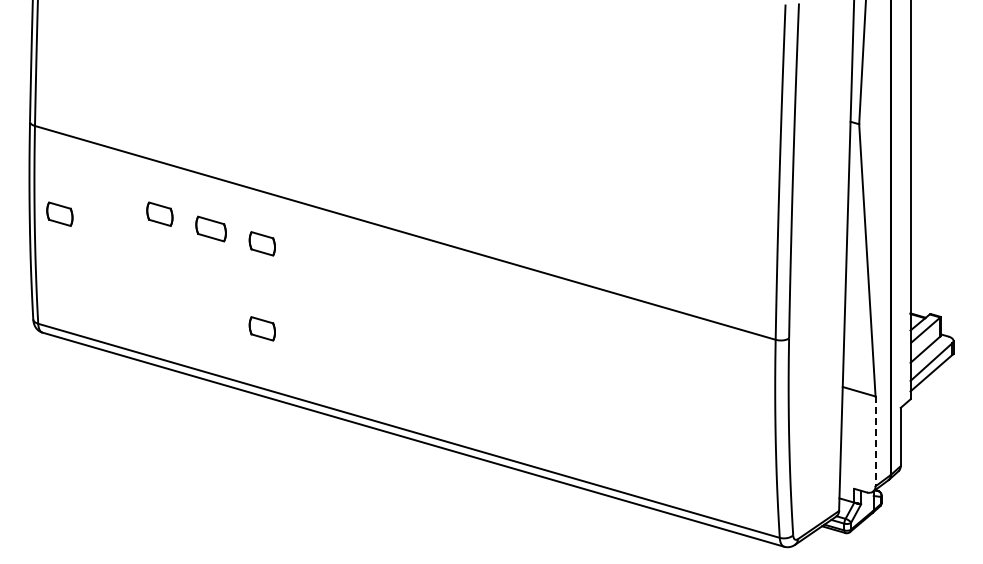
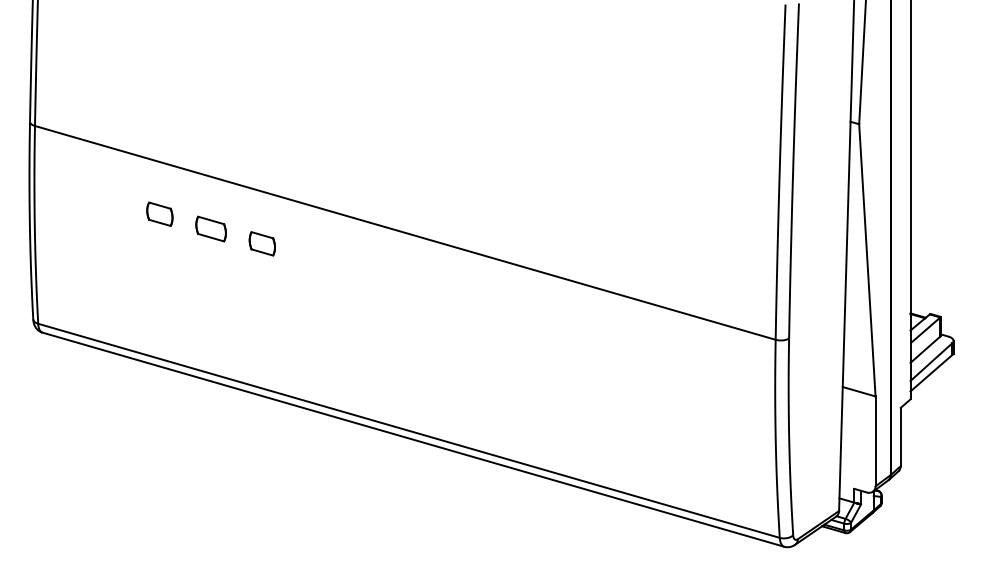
part: present -> none (59, 213)
part: present -> none (261, 328)
line: dashed -> solid (875, 441)
